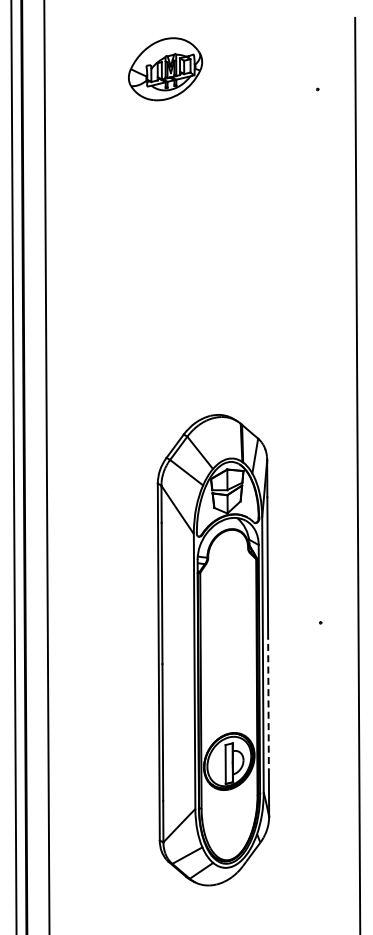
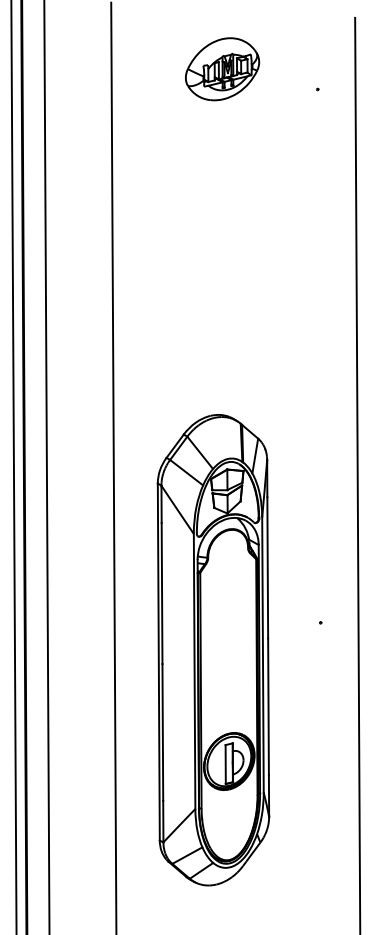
part position: (165, 69) -> (222, 69) (222, 69)
line: none -> present (113, 466)
line: dashed -> solid (268, 706)
